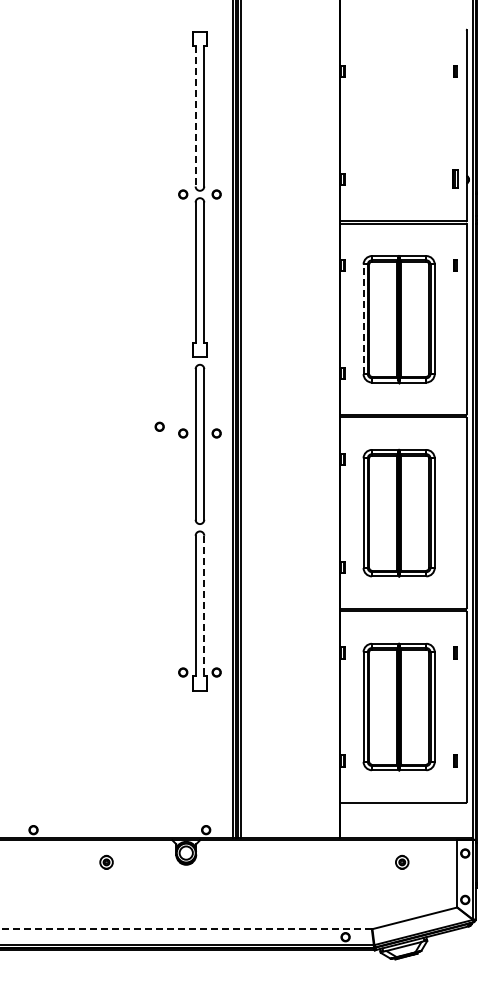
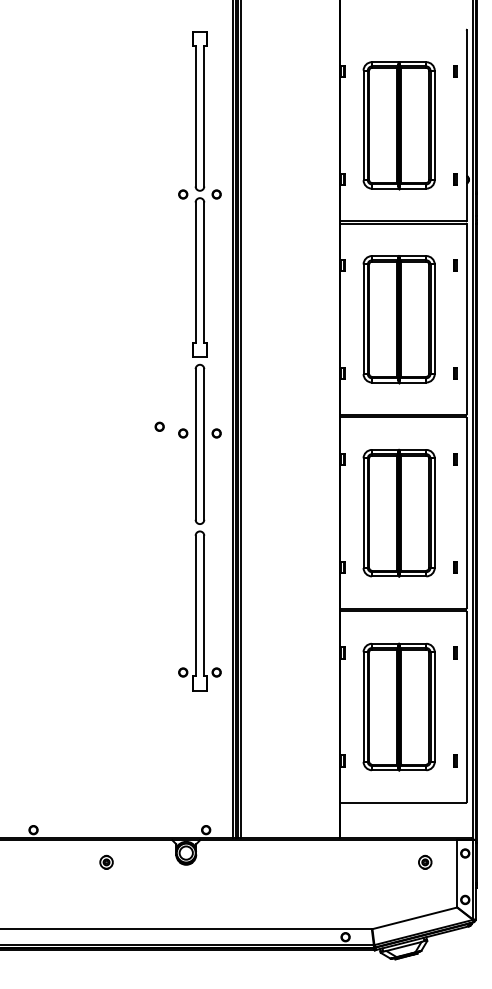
line: dashed -> solid (195, 116)
part: none -> present (398, 125)
part size: 7x20 px -> 5x13 px (455, 179)
line: dashed -> solid (363, 319)
part: none -> present (455, 373)
part: none -> present (455, 459)
part: none -> present (455, 567)
line: dashed -> solid (204, 606)
part position: (402, 861) -> (425, 861) (425, 861)
line: dashed -> solid (186, 929)
